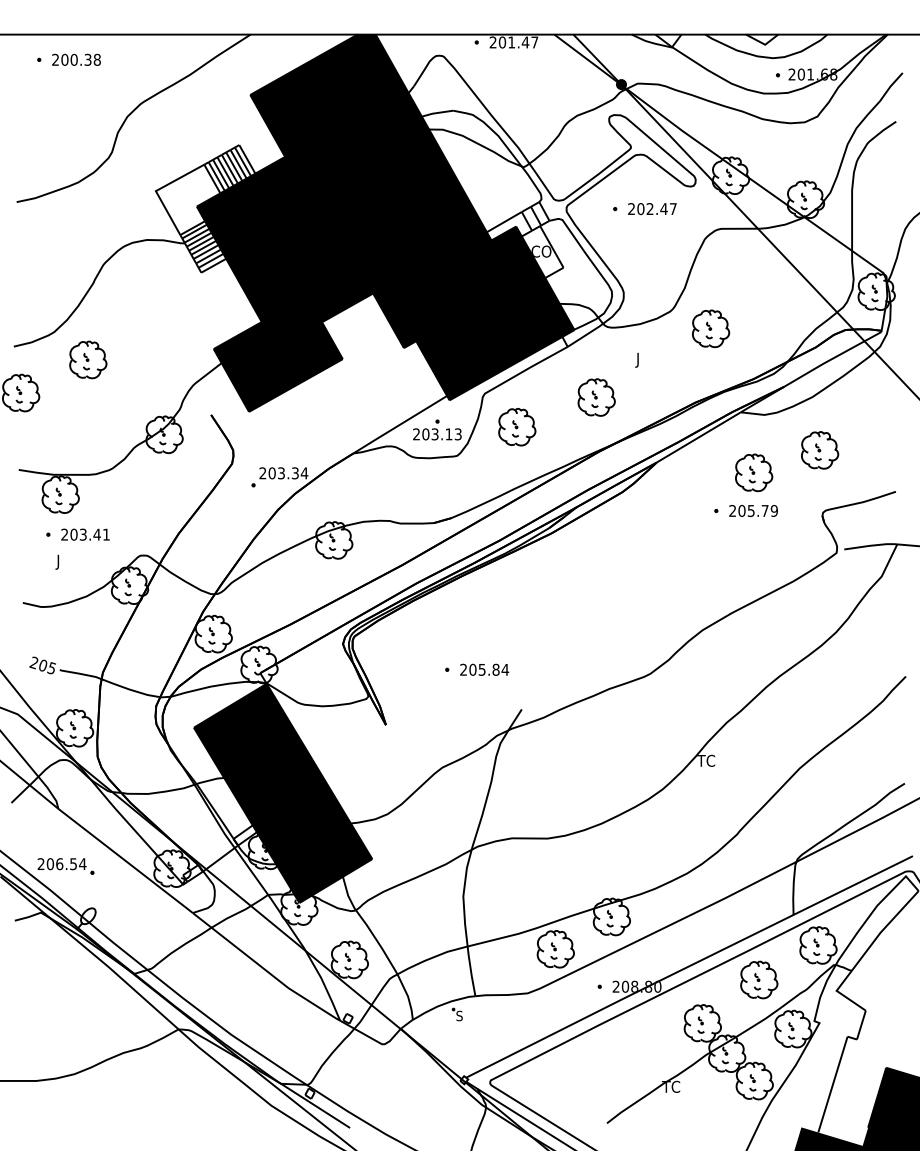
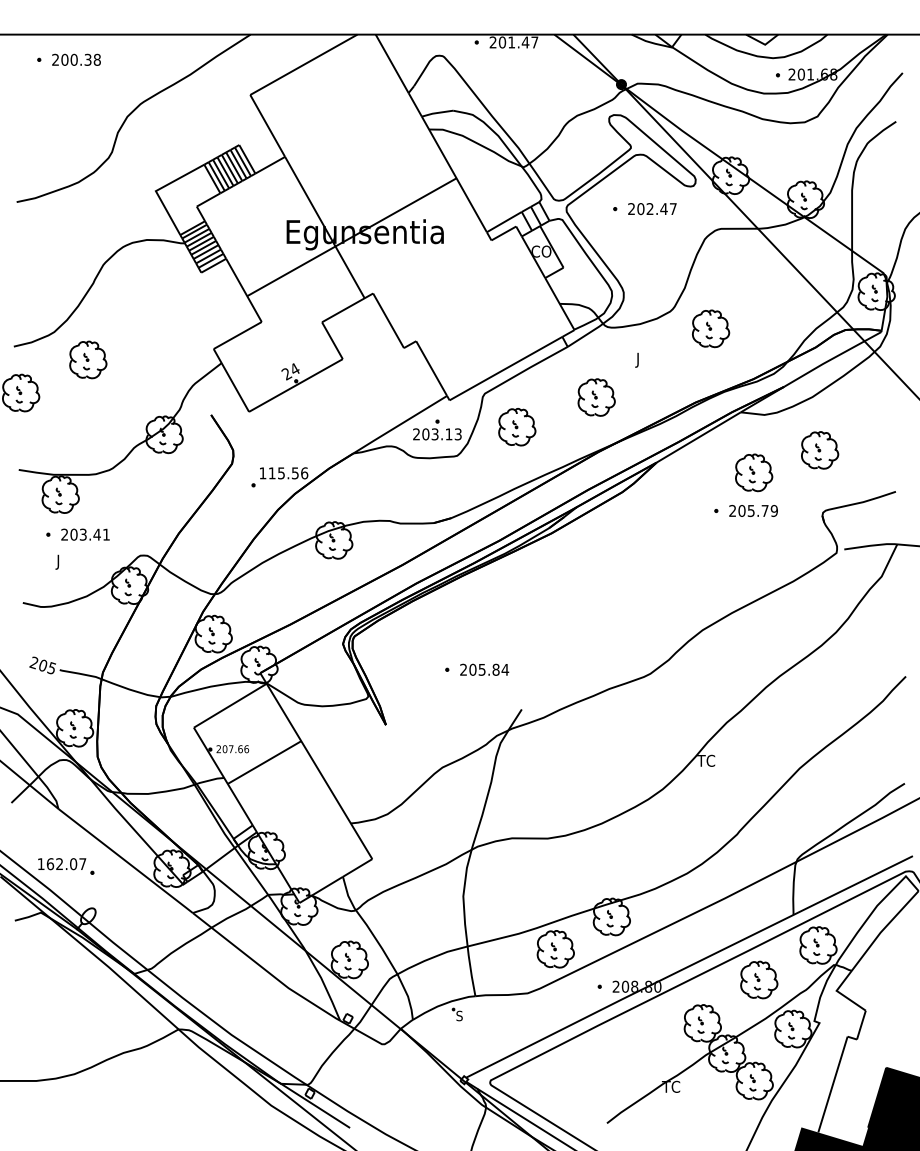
fill: present -> none (385, 222)
text: 203.34 -> 115.56 (283, 473)
fill: present -> none (282, 793)
text: 206.54 -> 162.07 (61, 864)
